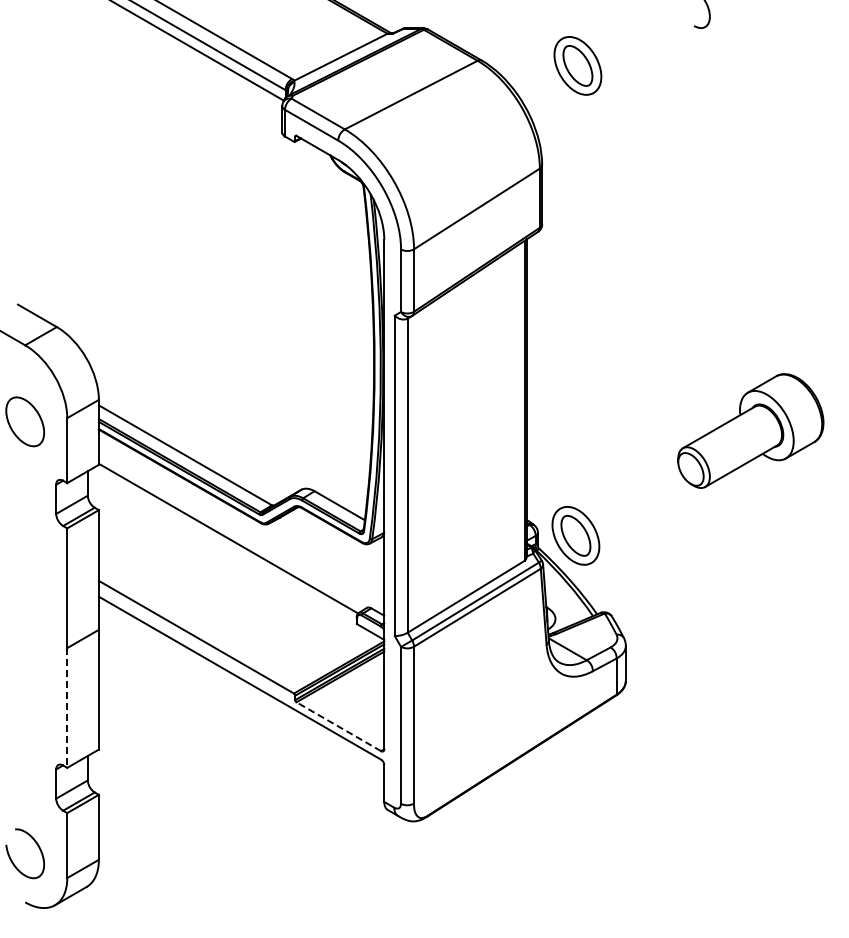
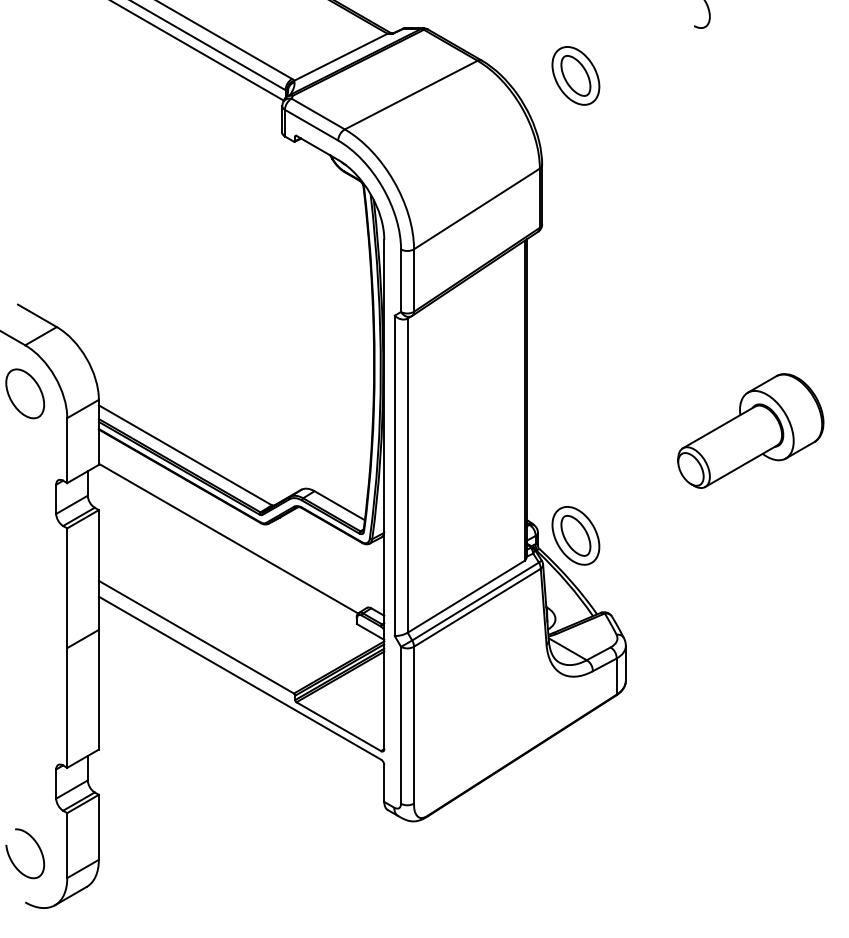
part position: (577, 65) -> (575, 75) (575, 75)
part position: (24, 421) -> (24, 393) (24, 393)
line: dashed -> solid (67, 707)
line: dashed -> solid (338, 726)
